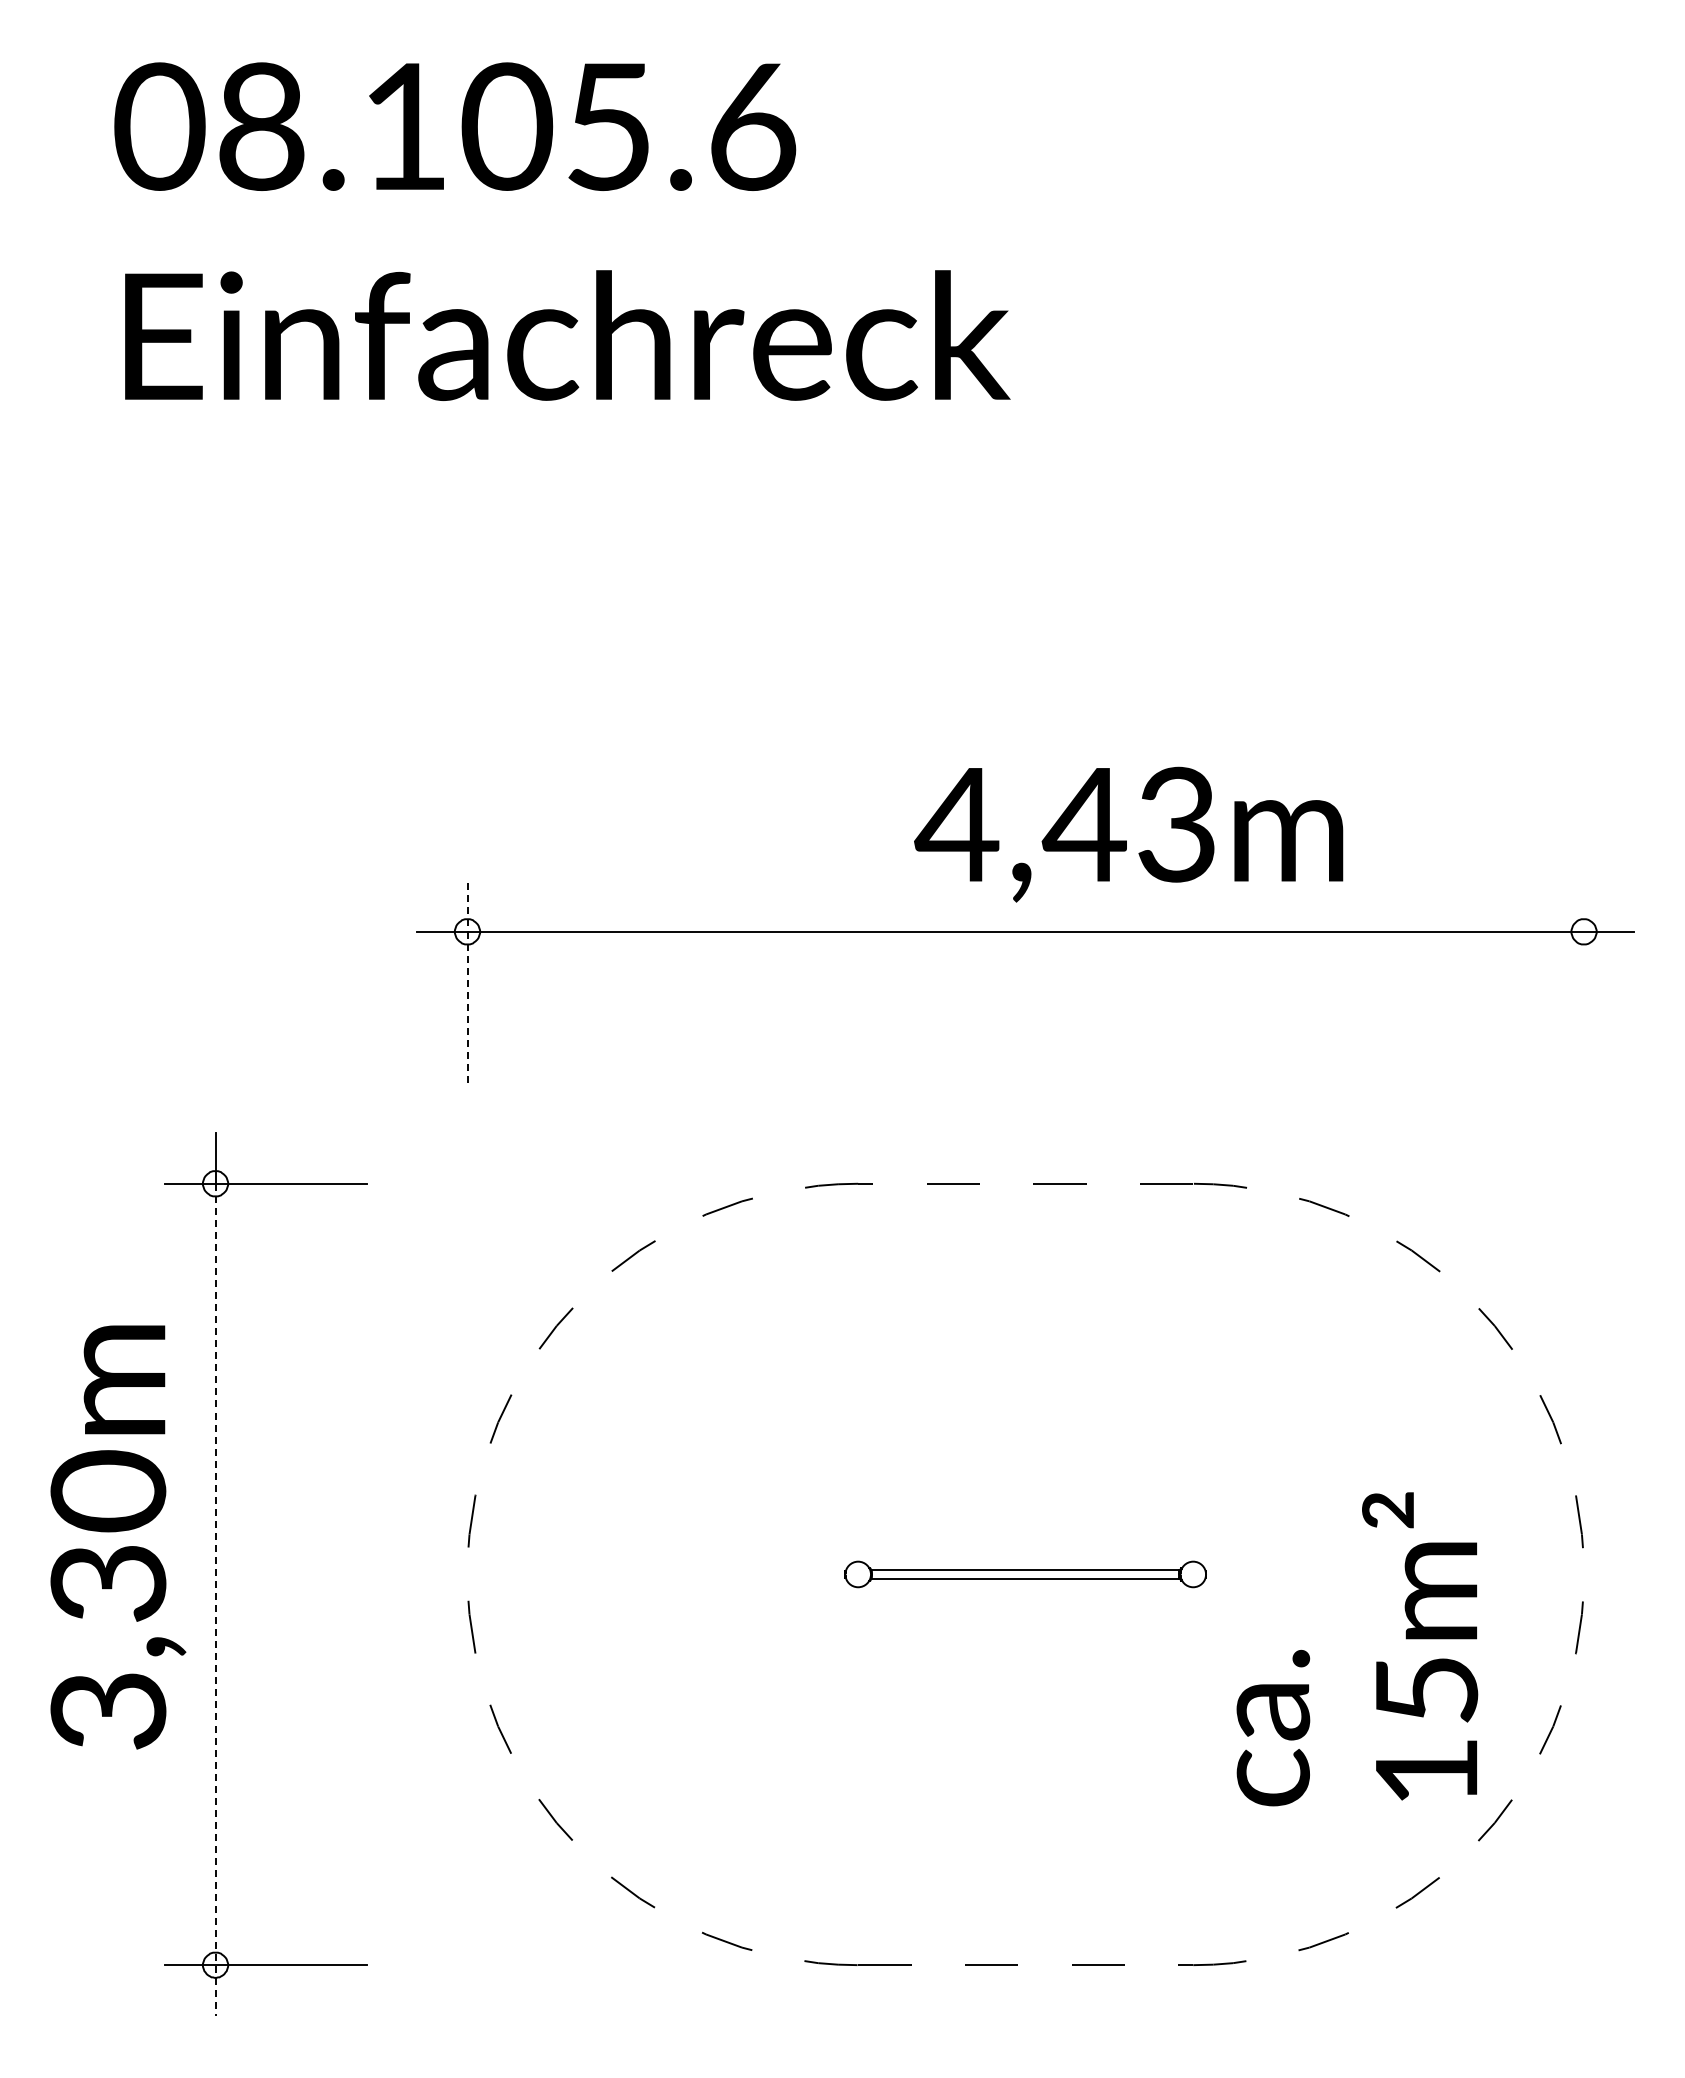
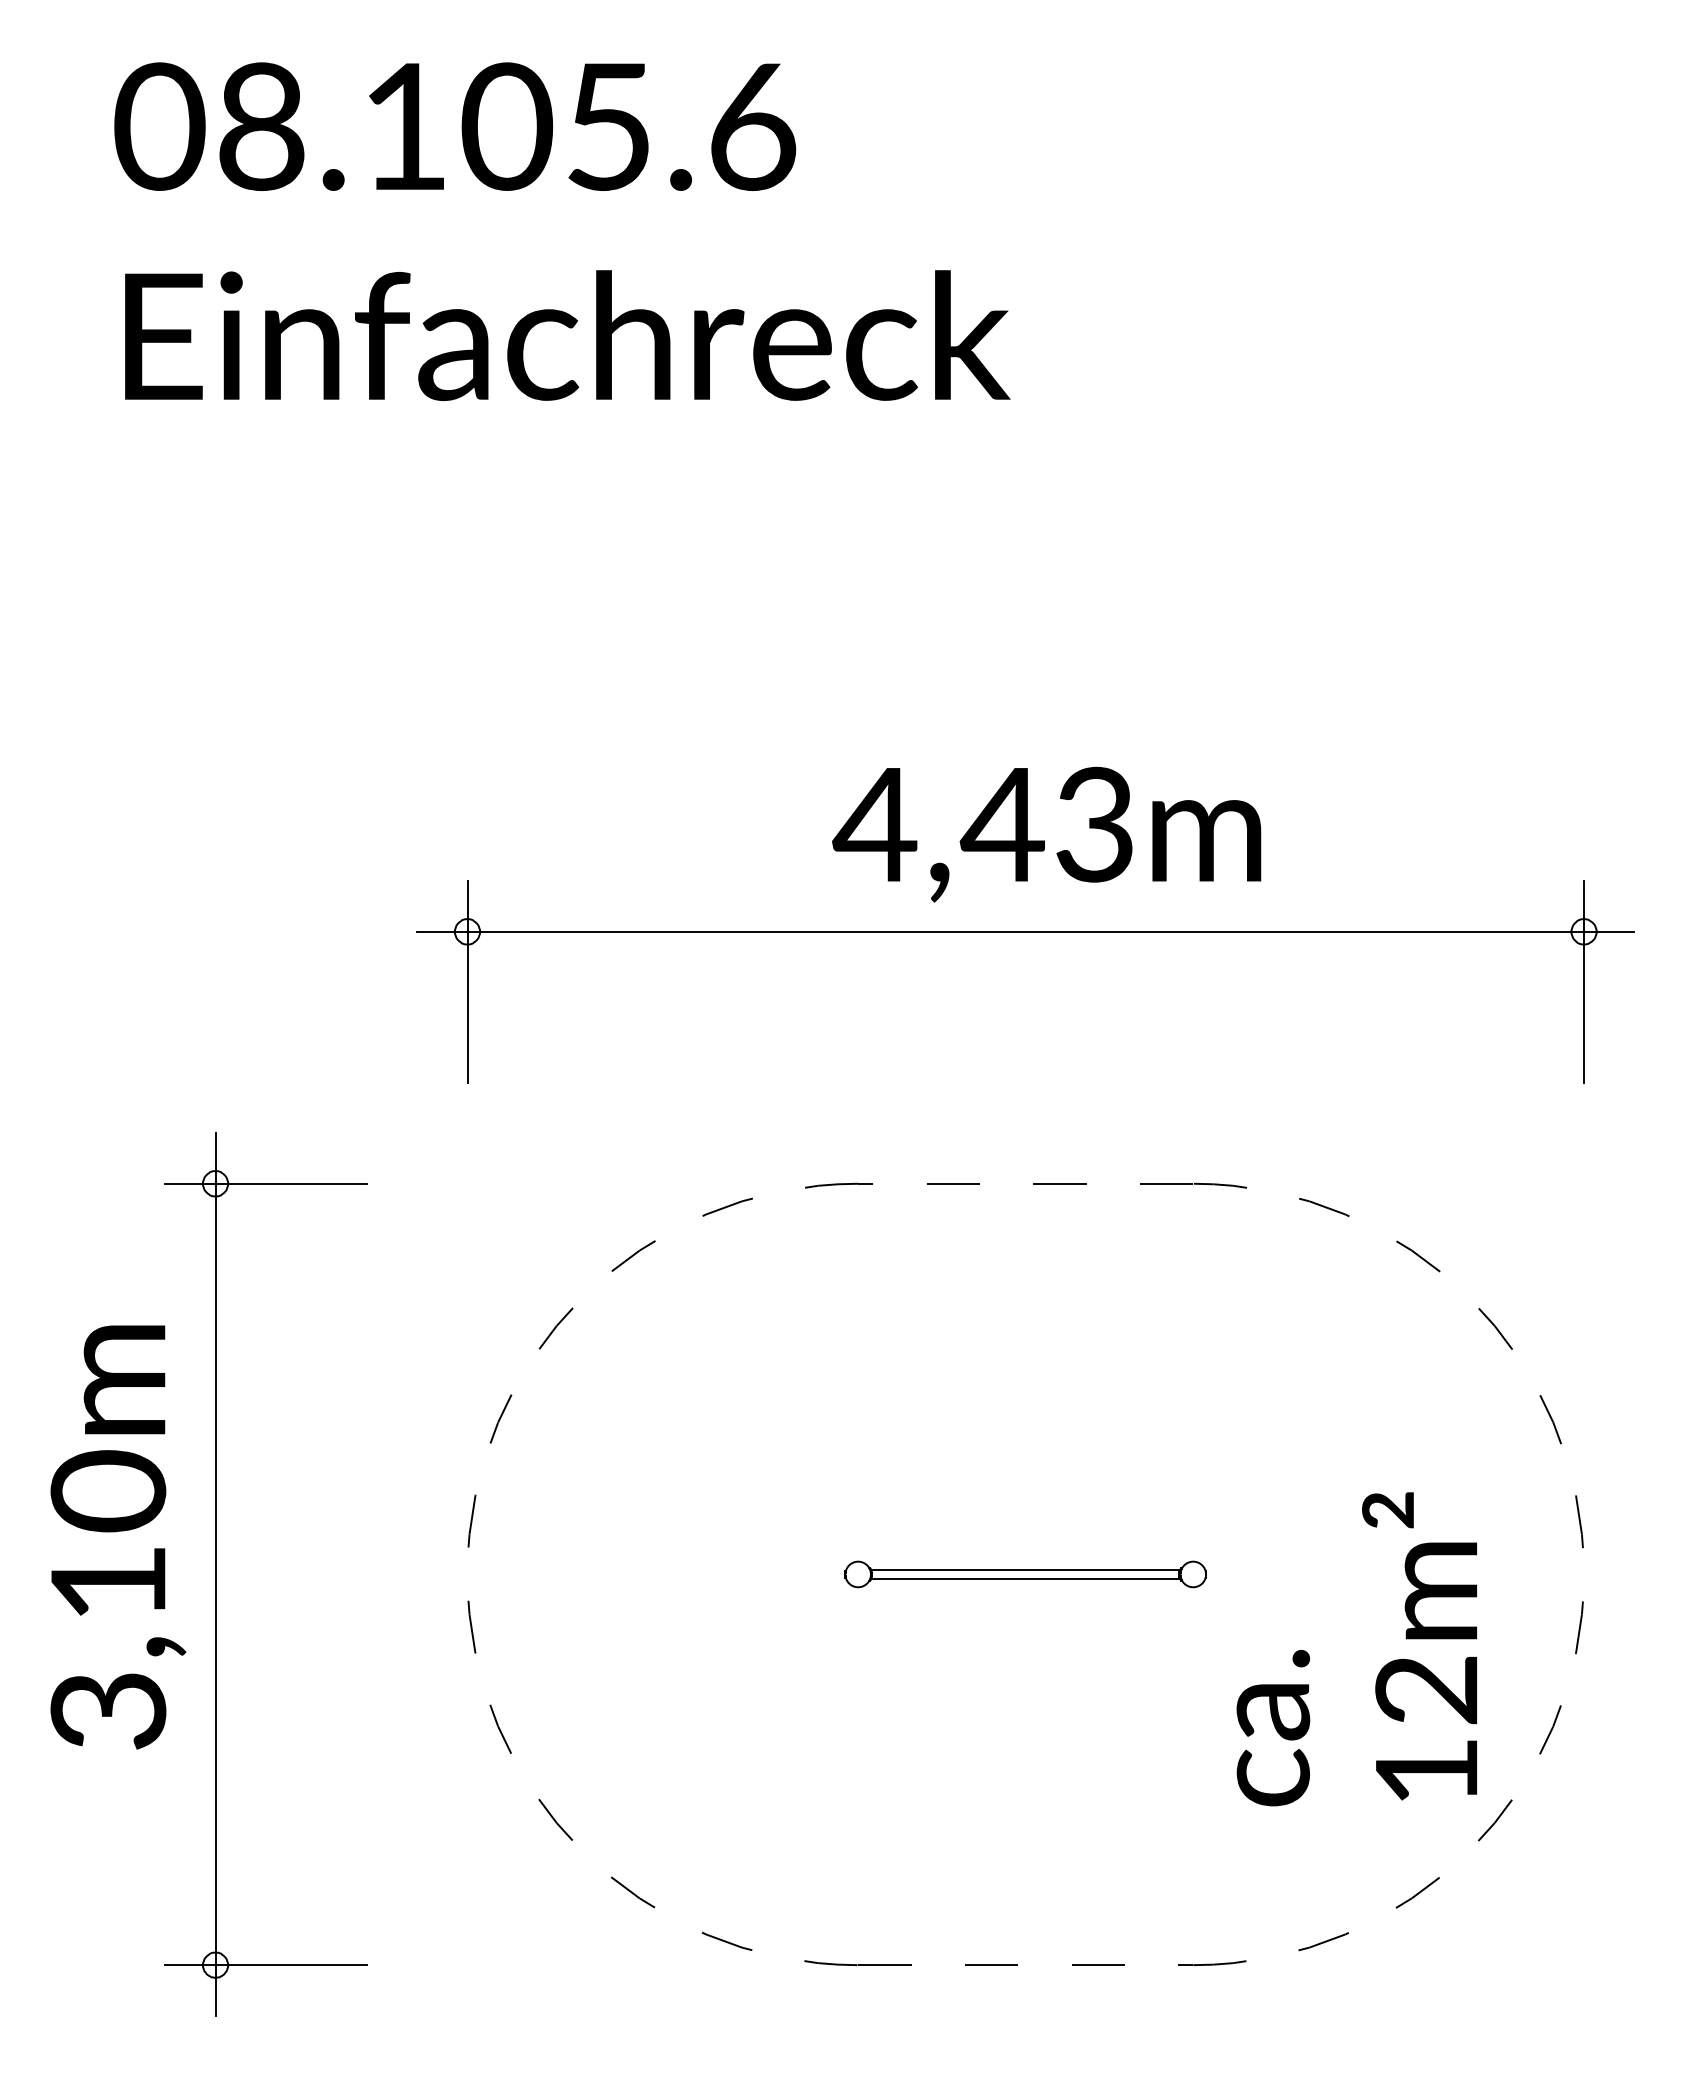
text position: (1128, 834) -> (1046, 834) (1046, 834)
line: none -> present (1584, 981)
line: dashed -> solid (467, 982)
text: 3,30m -> 3,10m (108, 1583)
line: dashed -> solid (215, 1599)
text: 15m² -> 12m² (1426, 1690)
